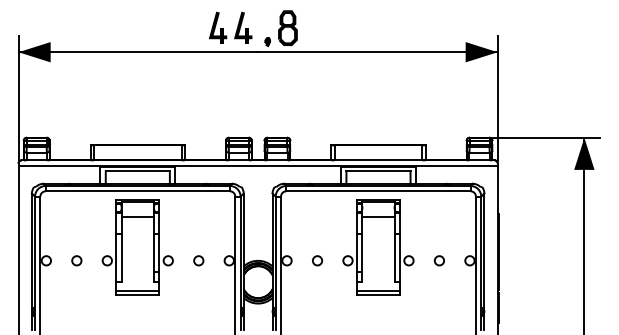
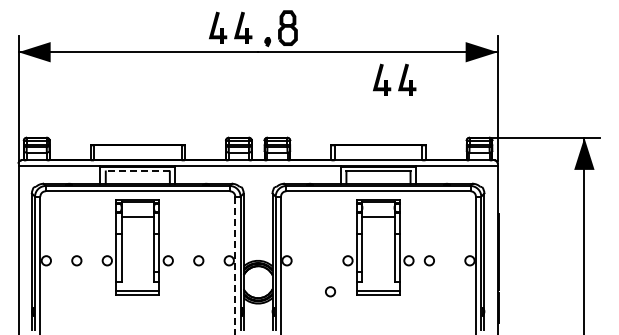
part: none -> present (400, 80)
line: solid -> dashed (137, 171)
circle position: (317, 260) -> (330, 291) (330, 291)
circle position: (438, 260) -> (428, 260) (428, 260)
line: solid -> dashed (235, 265)
